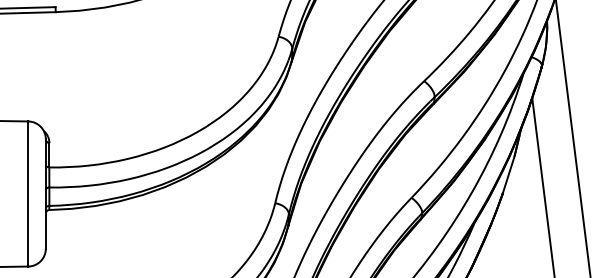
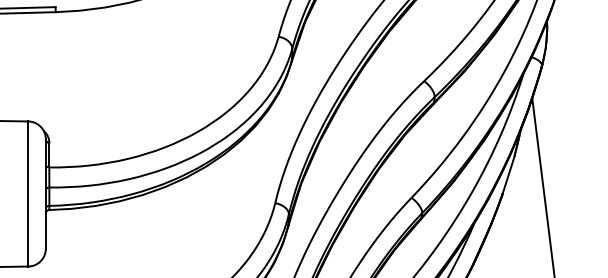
line: present -> none (573, 138)
